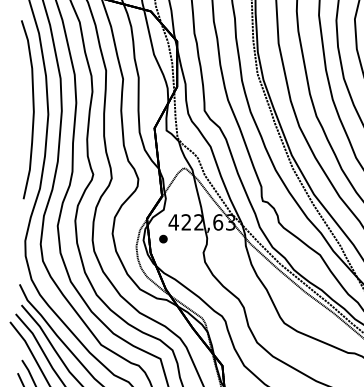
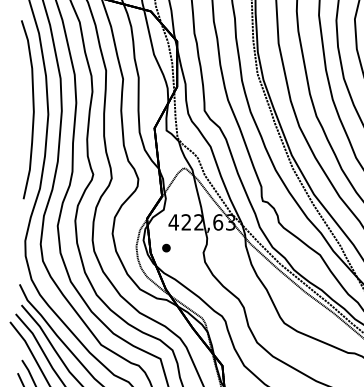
part position: (163, 238) -> (166, 247) (166, 247)
